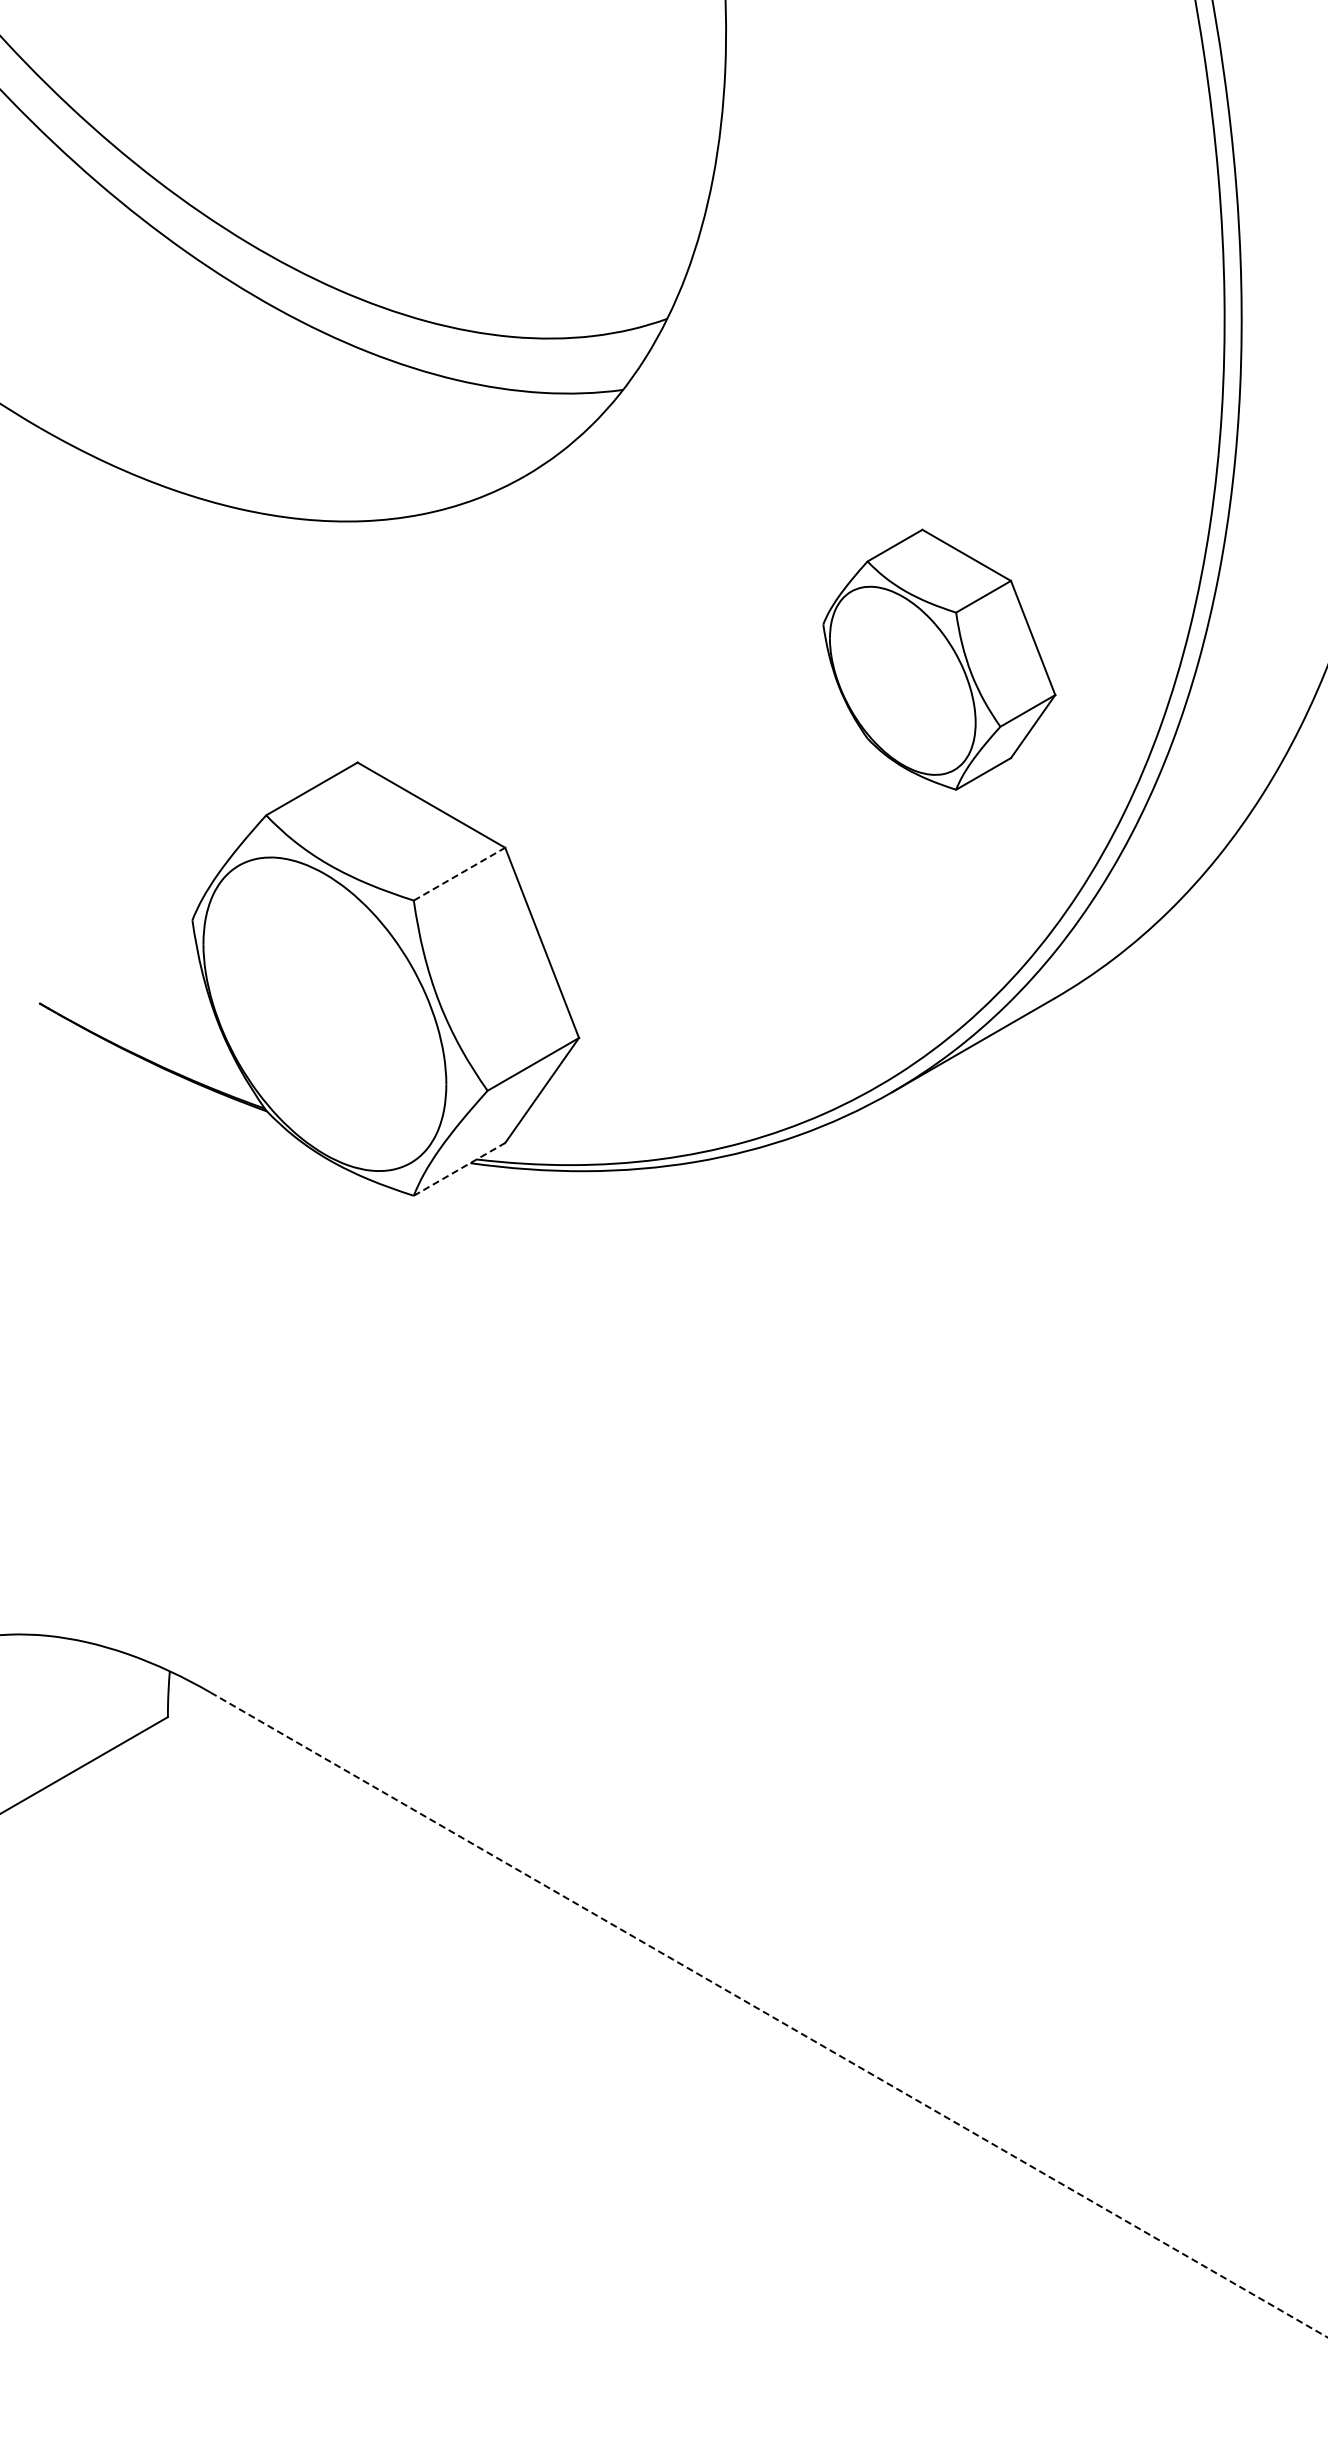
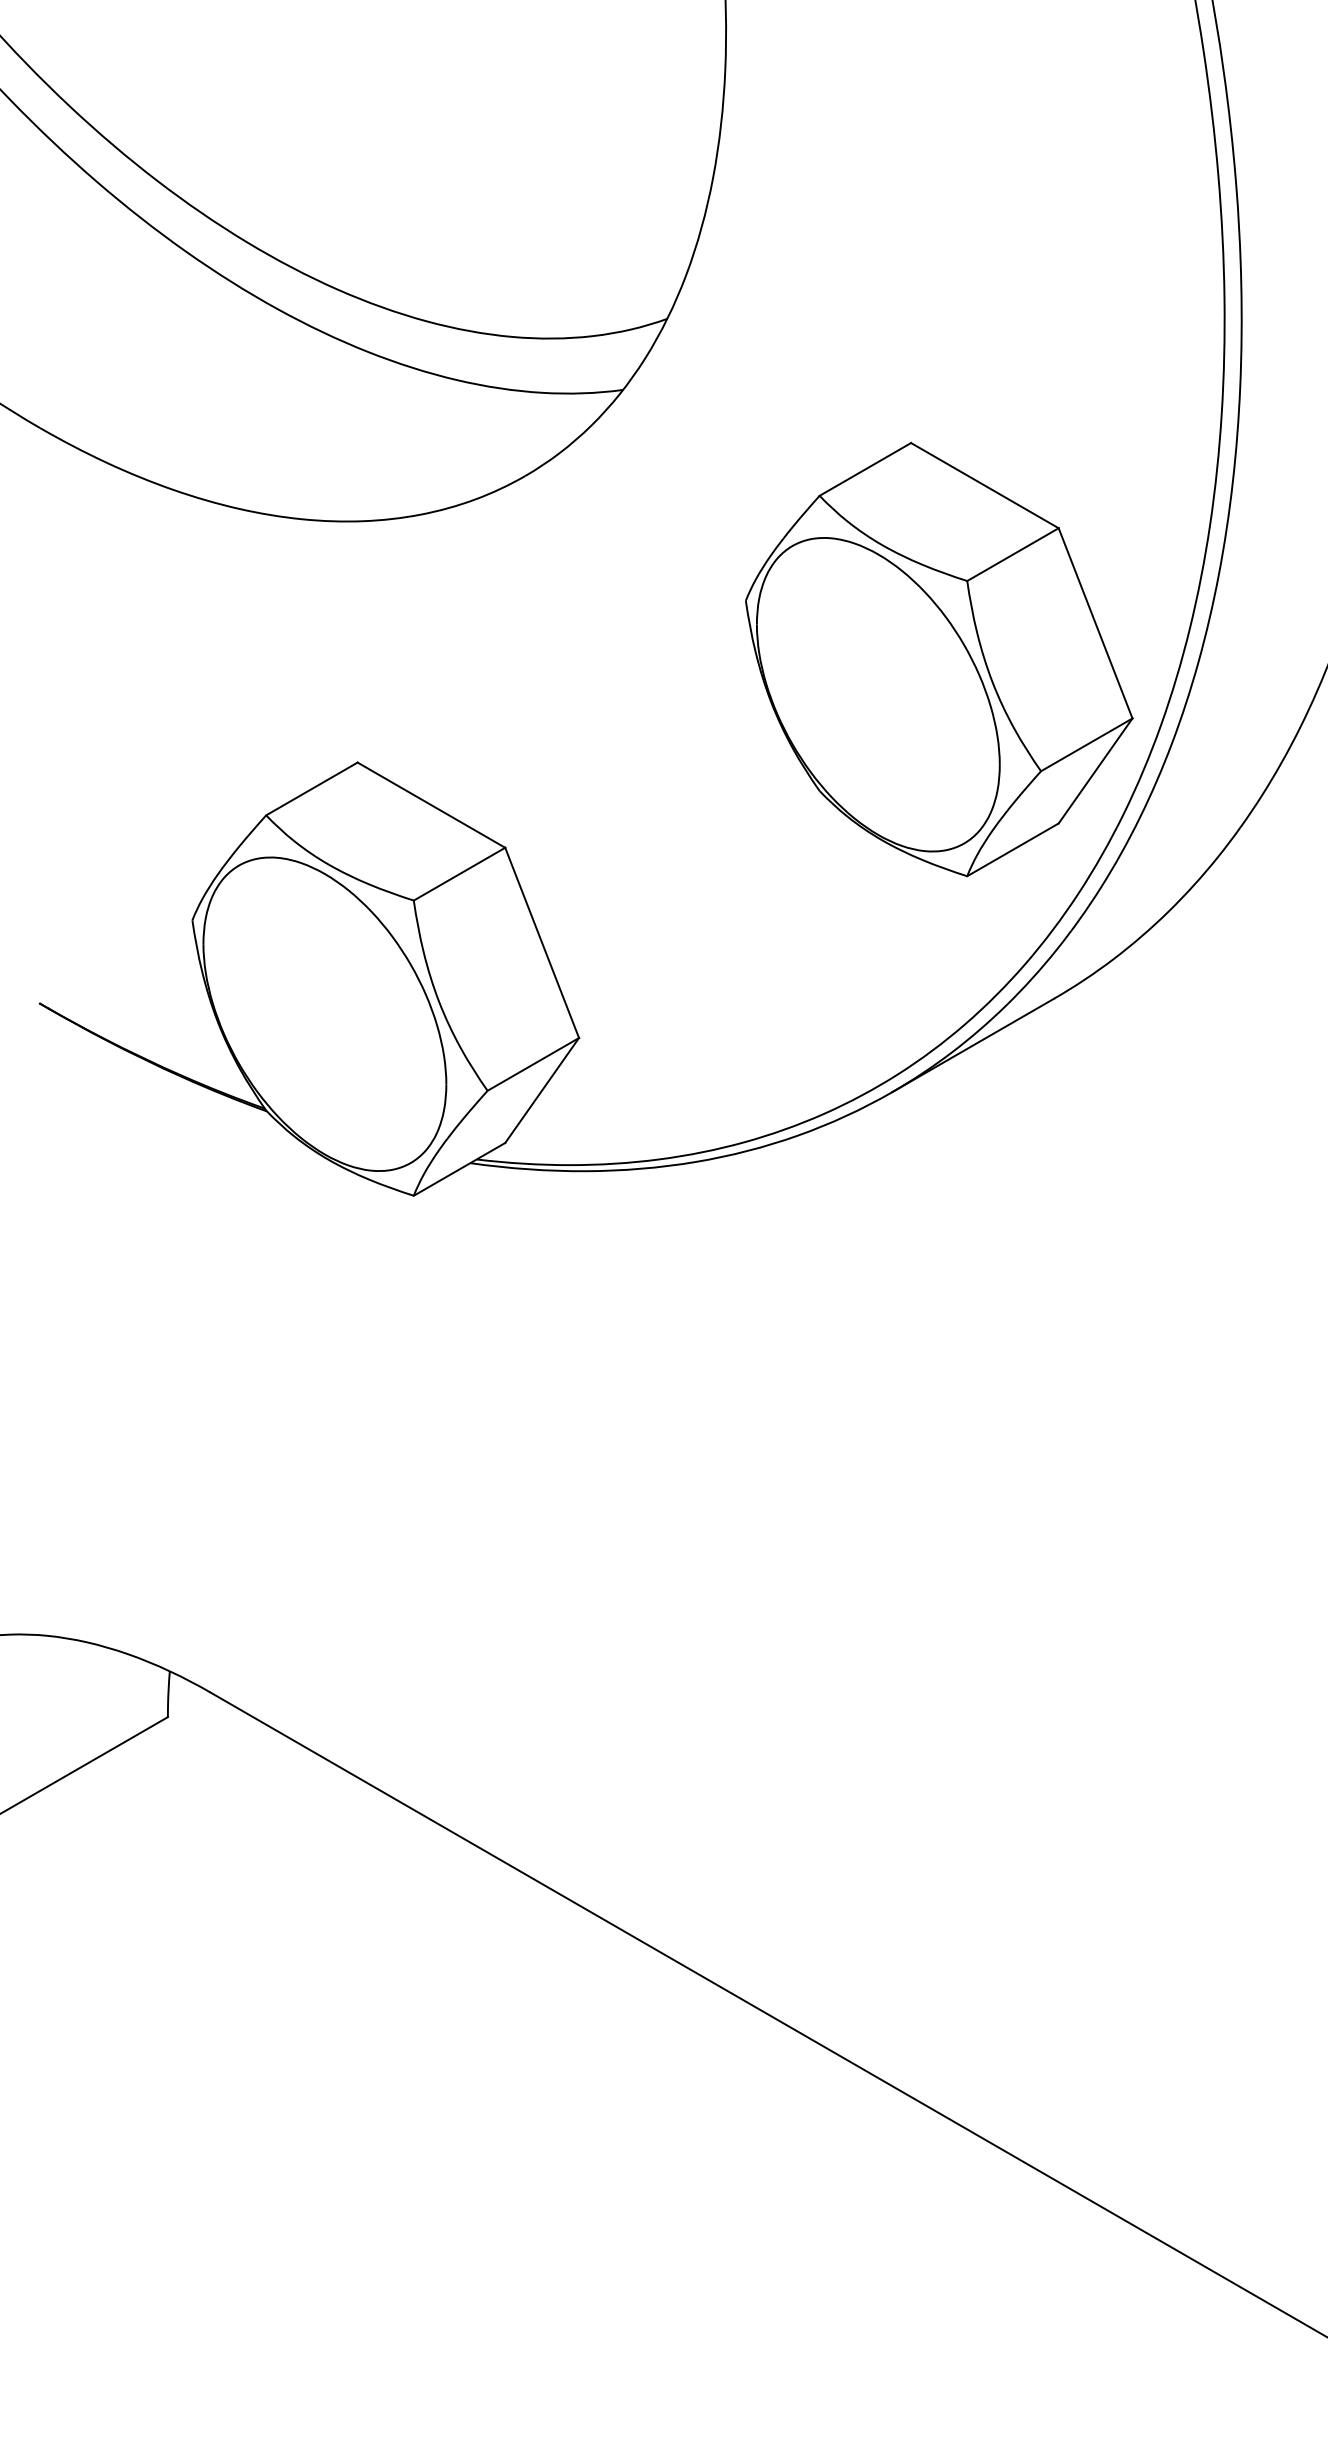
part size: 235x263 px -> 389x436 px (939, 659)
line: dashed -> solid (459, 874)
line: dashed -> solid (459, 1169)
line: dashed -> solid (769, 2015)
